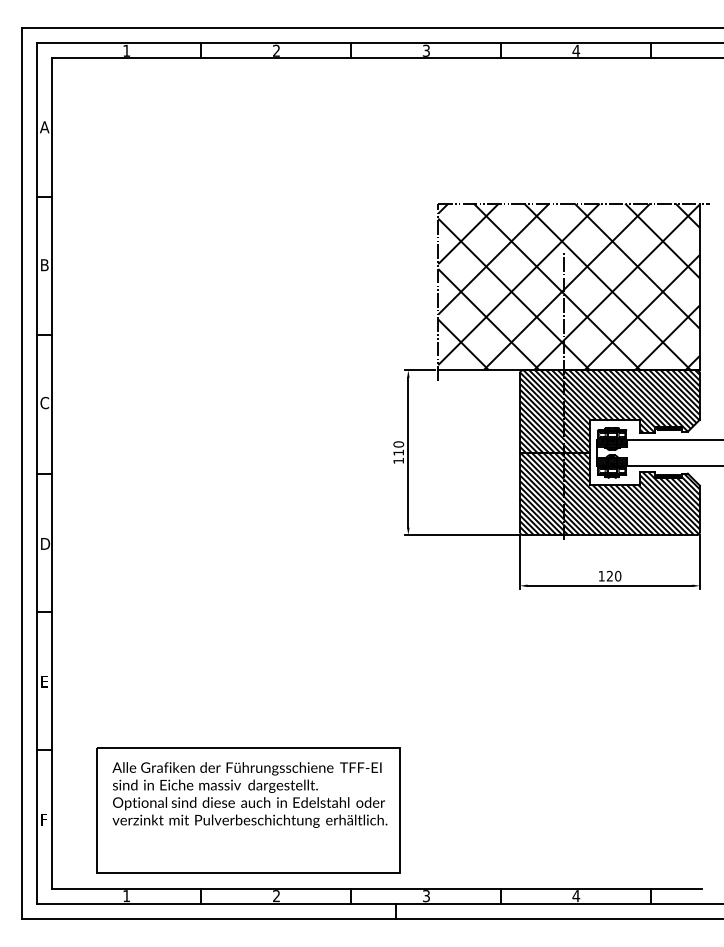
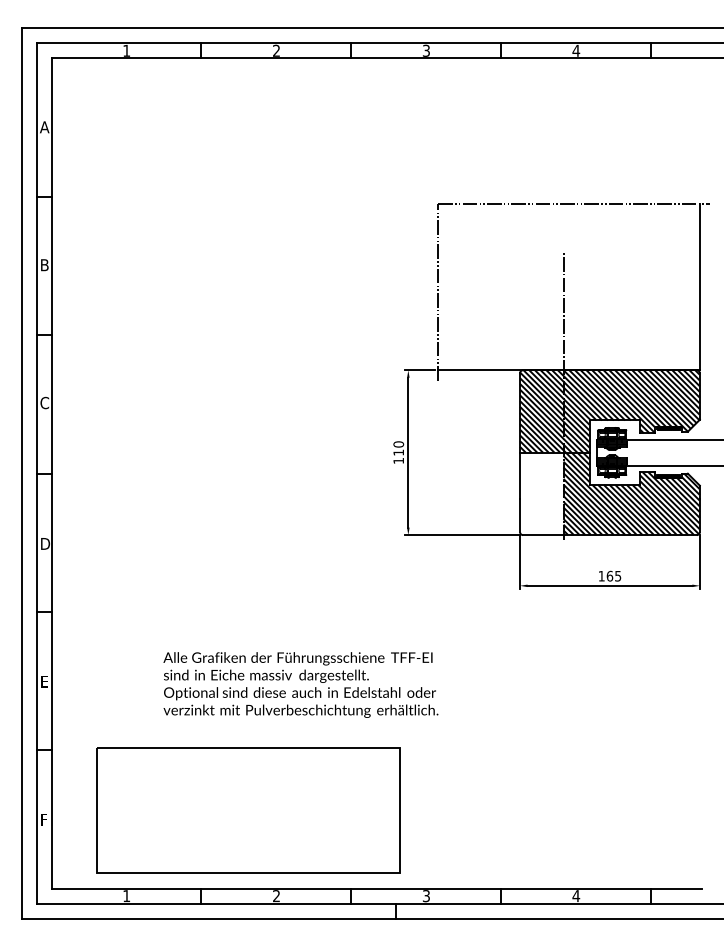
hatch: present -> none (568, 286)
hatch: present -> none (541, 493)
text: 120 -> 165 (613, 575)
text position: (249, 794) -> (300, 684) (300, 684)
